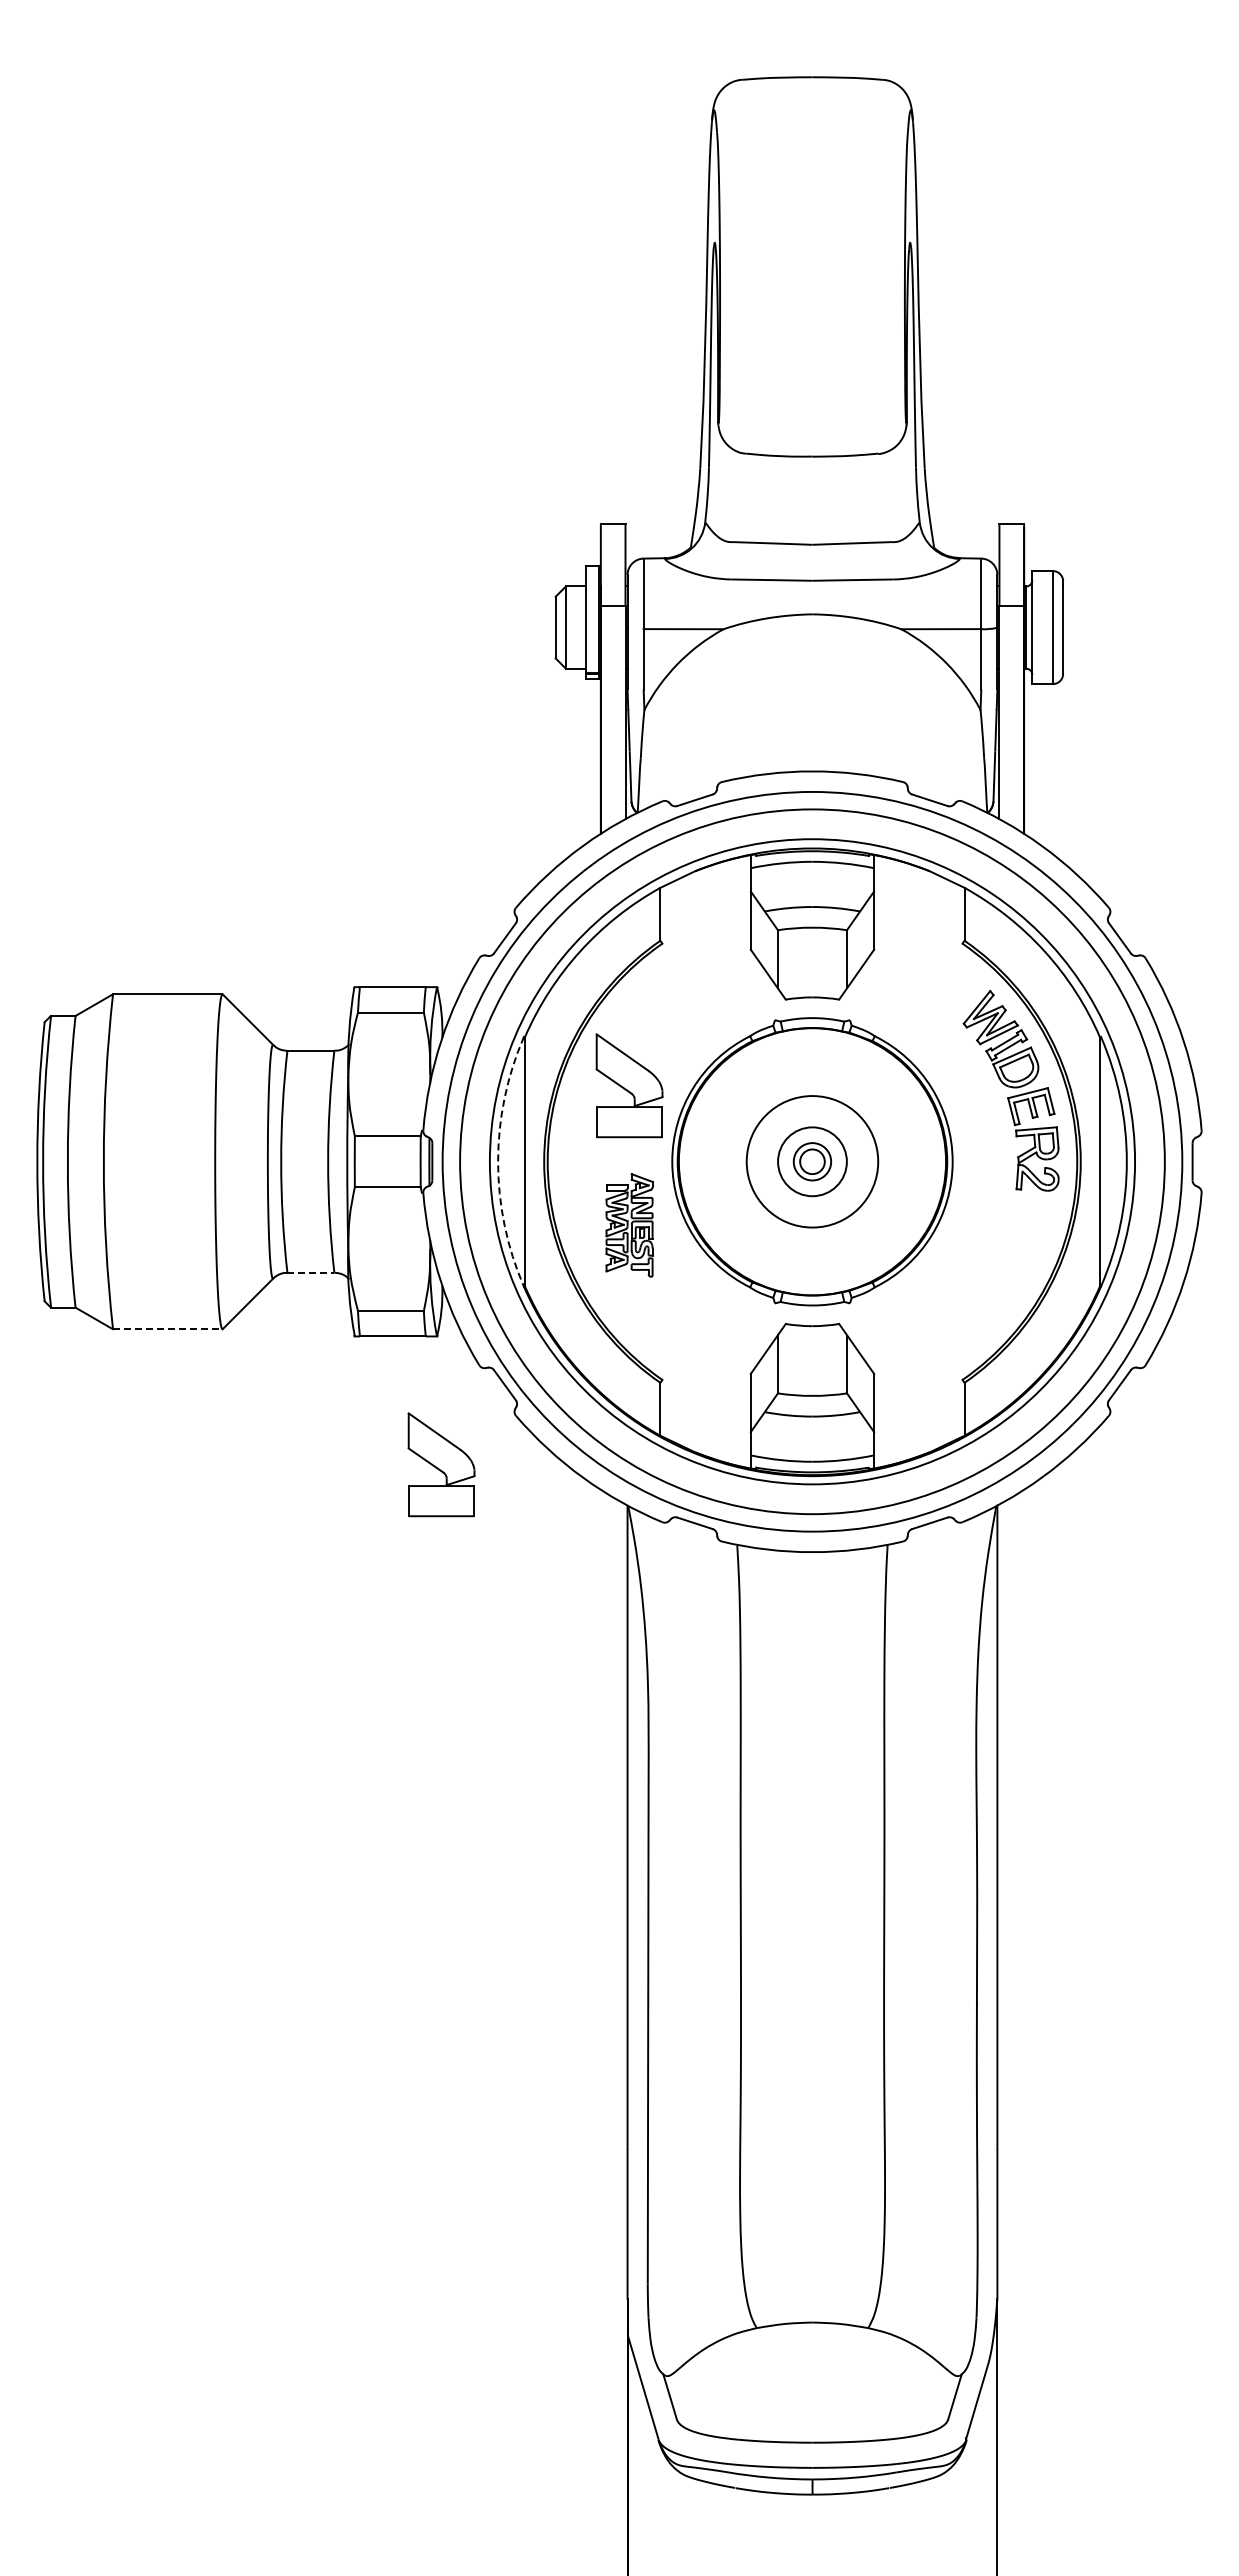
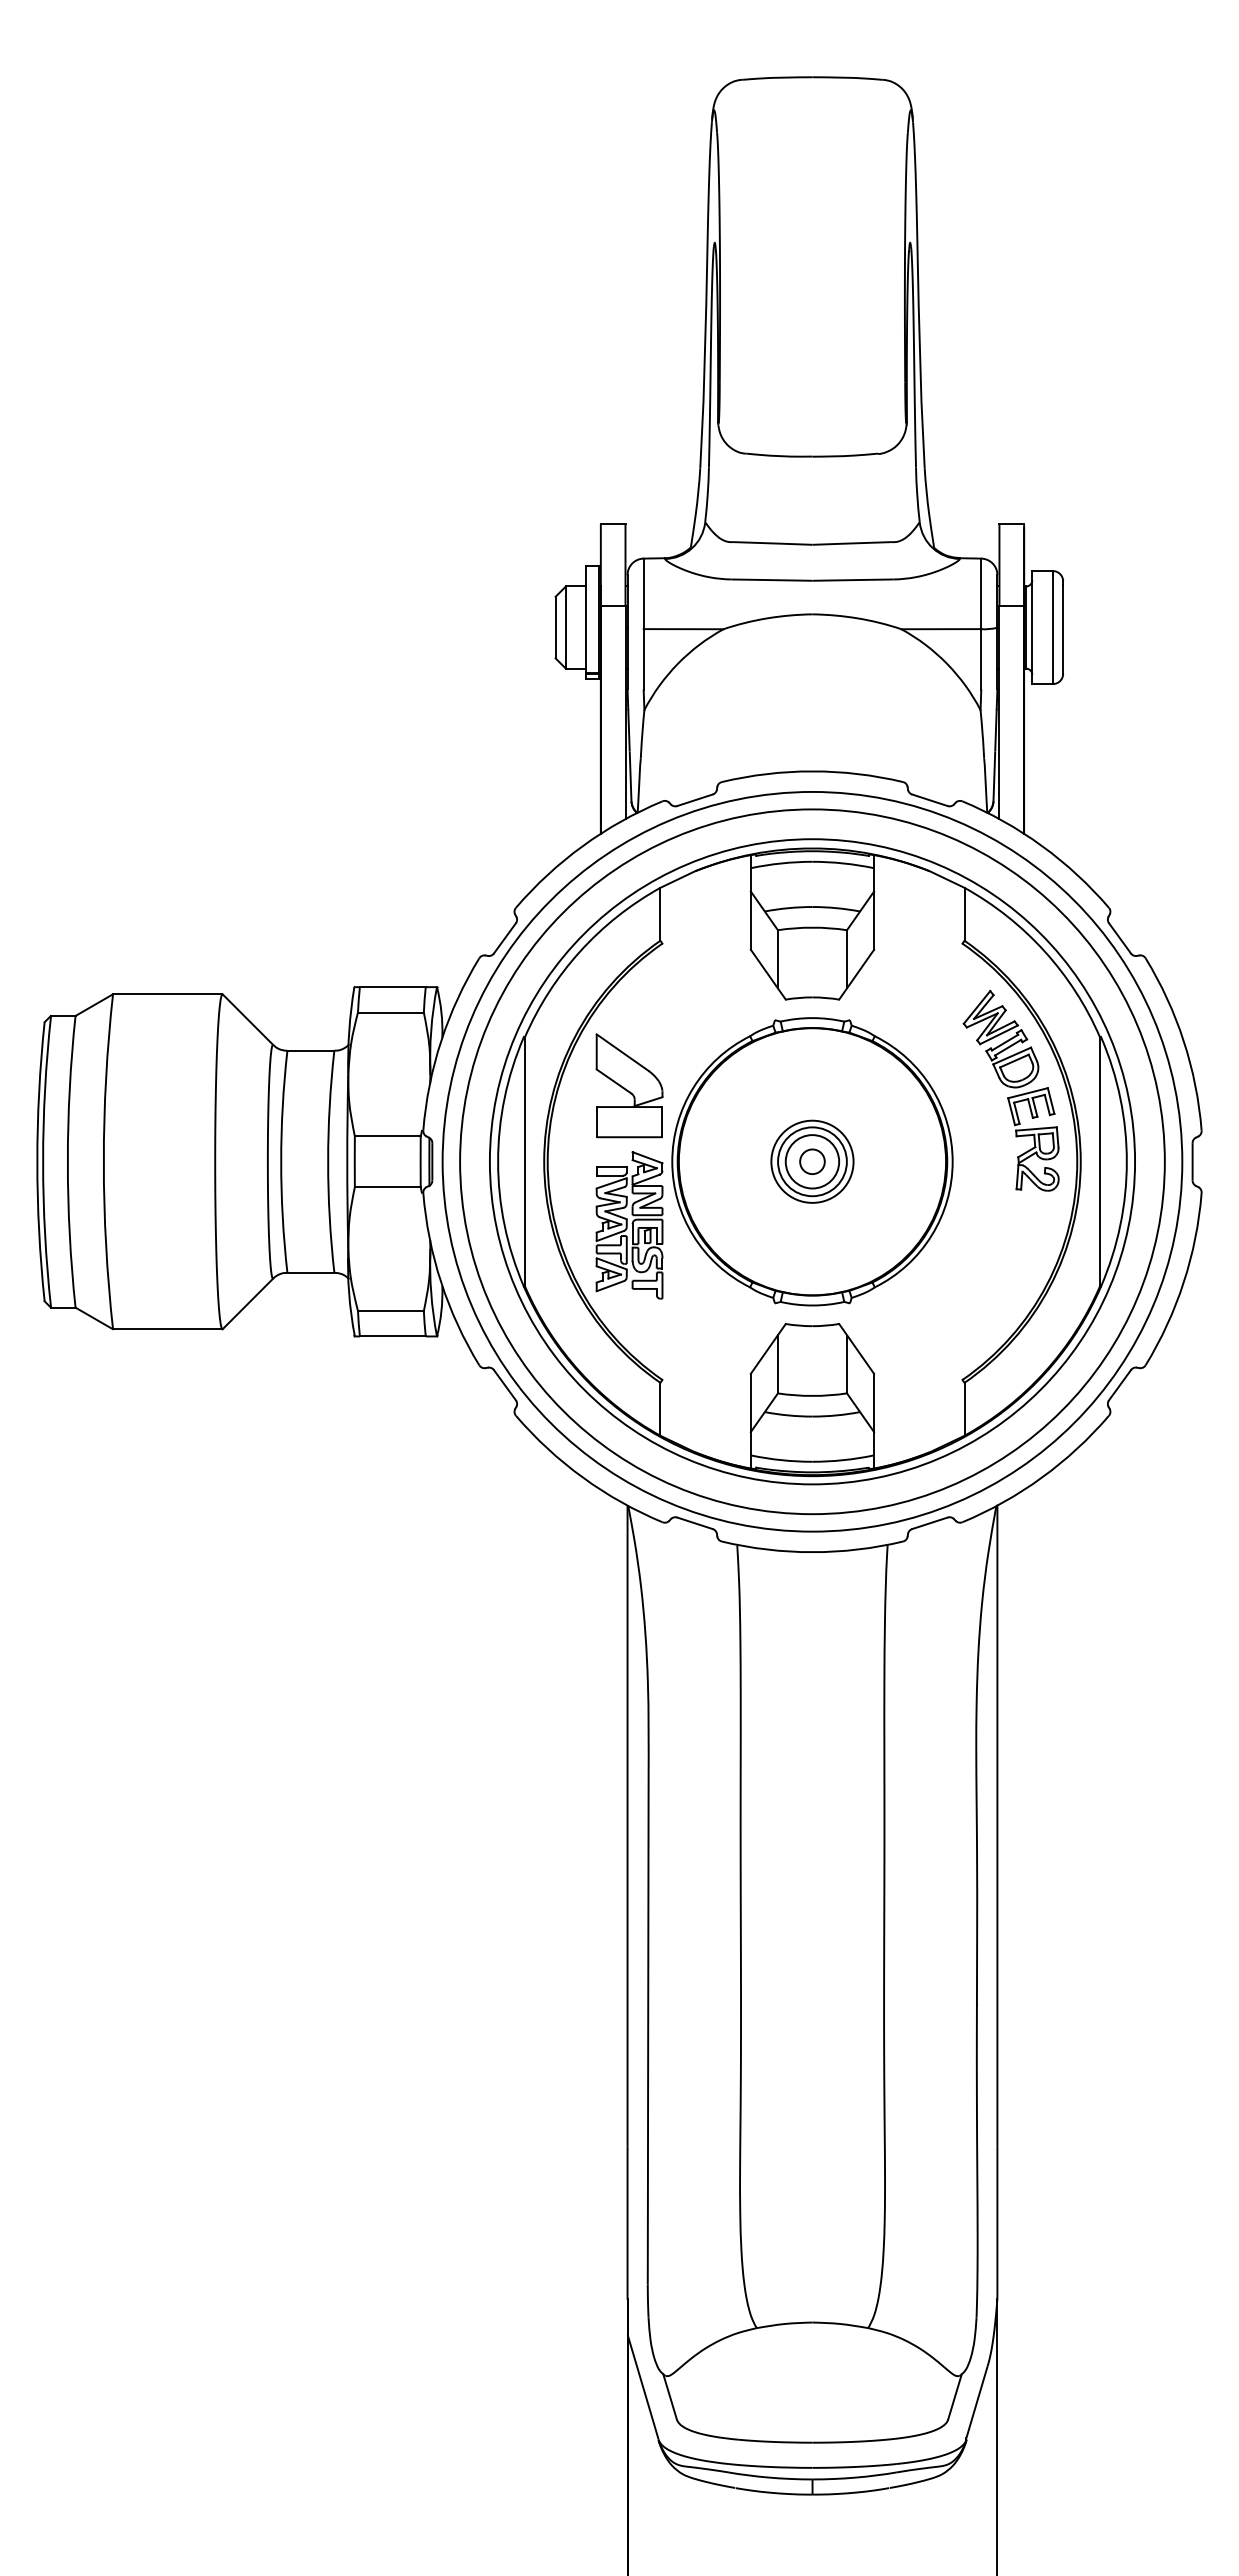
arc: dashed -> solid (498, 1161)
circle diameter: 132 px -> 82 px (812, 1161)
circle diameter: 37 px -> 53 px (812, 1161)
part size: 49x105 px -> 69x149 px (629, 1225)
line: dashed -> solid (311, 1272)
line: dashed -> solid (167, 1329)
part: present -> none (441, 1464)
